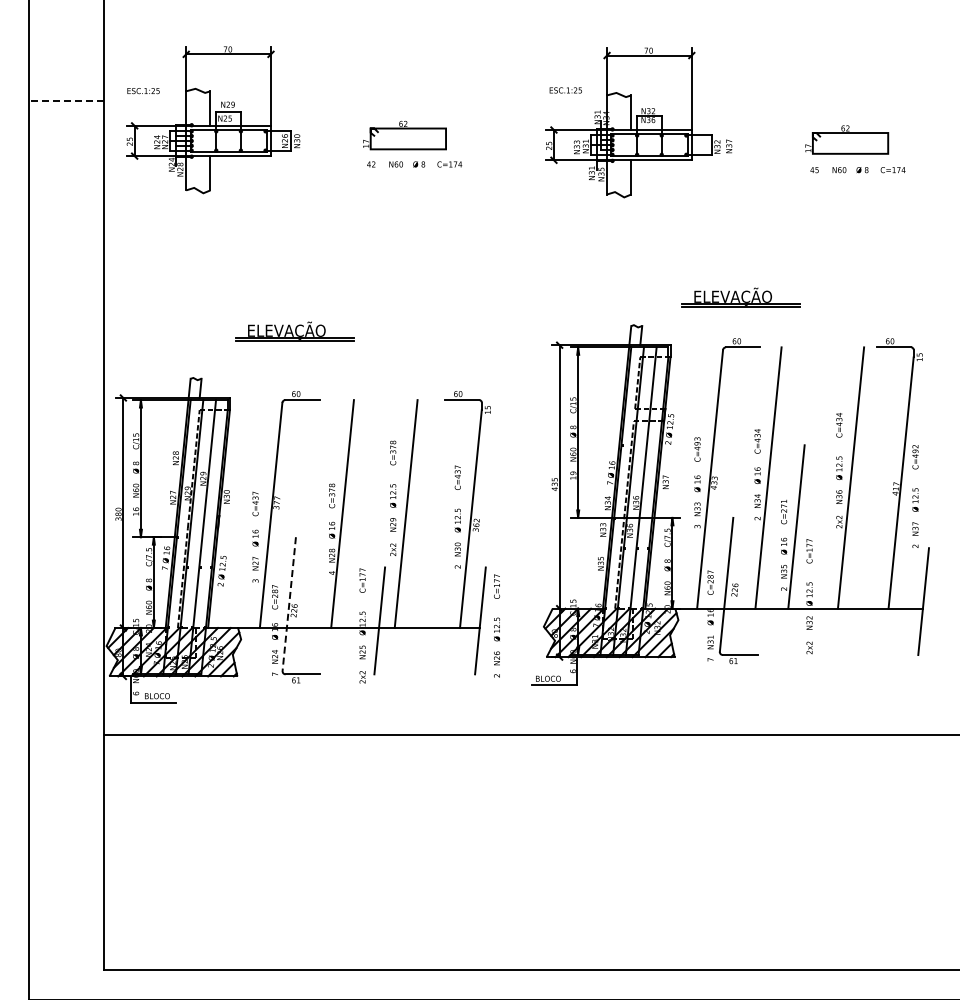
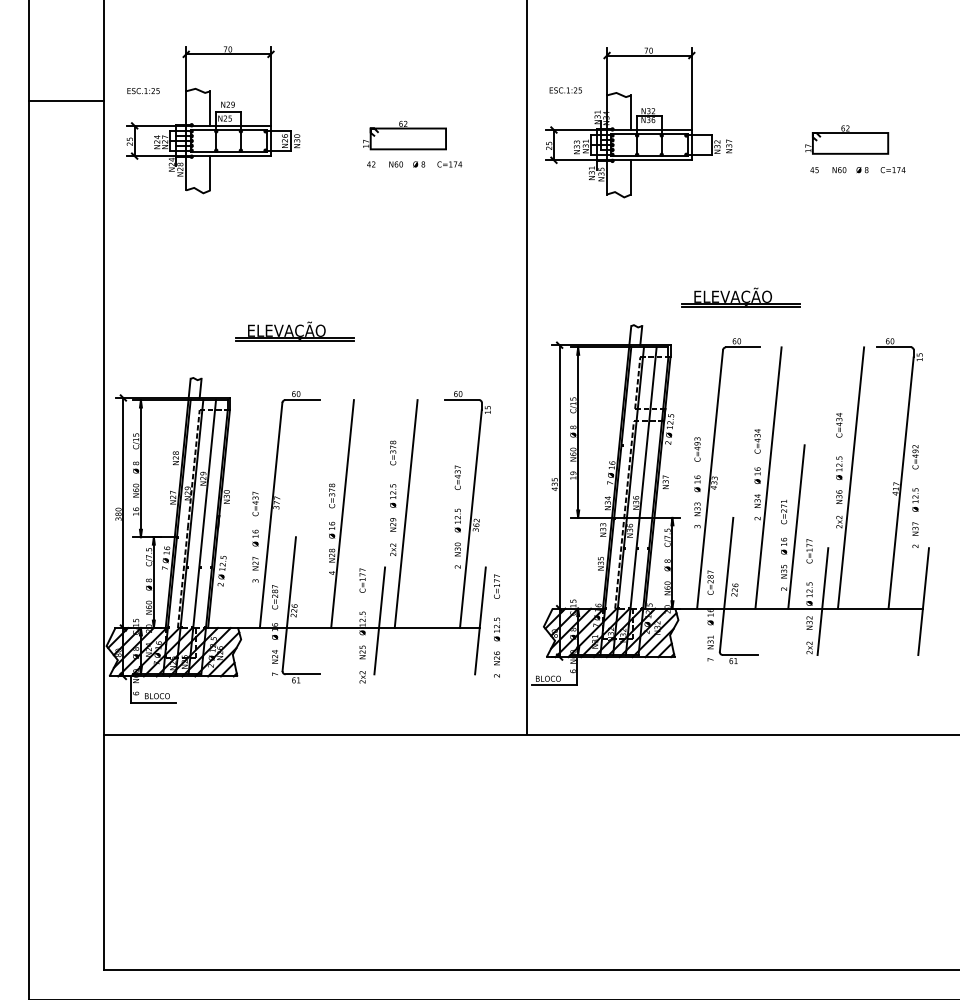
line: dashed -> solid (66, 101)
line: none -> present (527, 368)
line: none -> present (822, 601)
line: dashed -> solid (289, 604)
